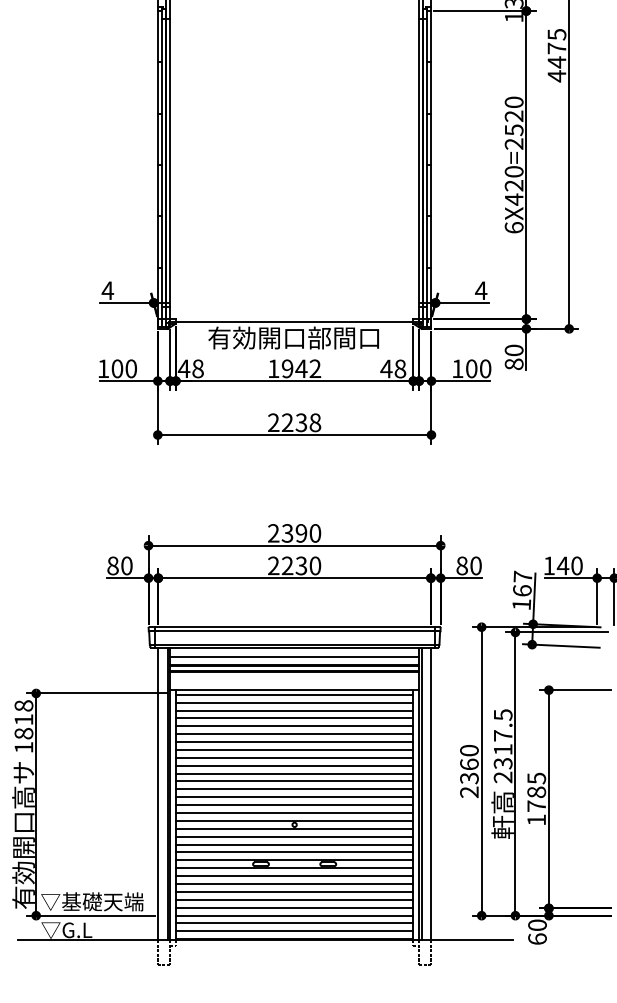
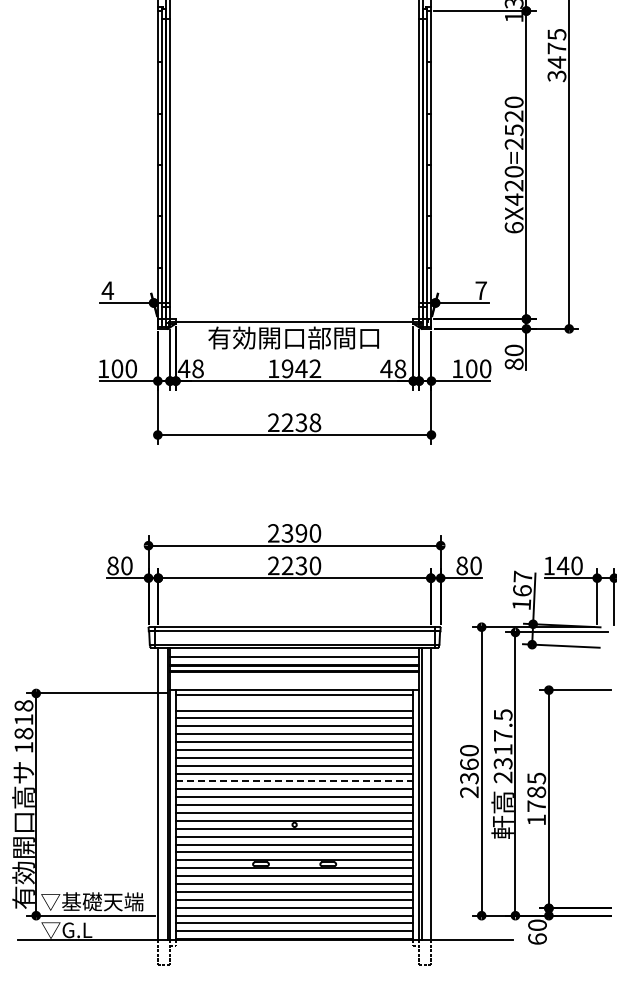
text: 4475 -> 3475 (556, 76)
text: 4 -> 7 (480, 290)
line: present -> none (294, 702)
line: solid -> dashed (294, 781)
